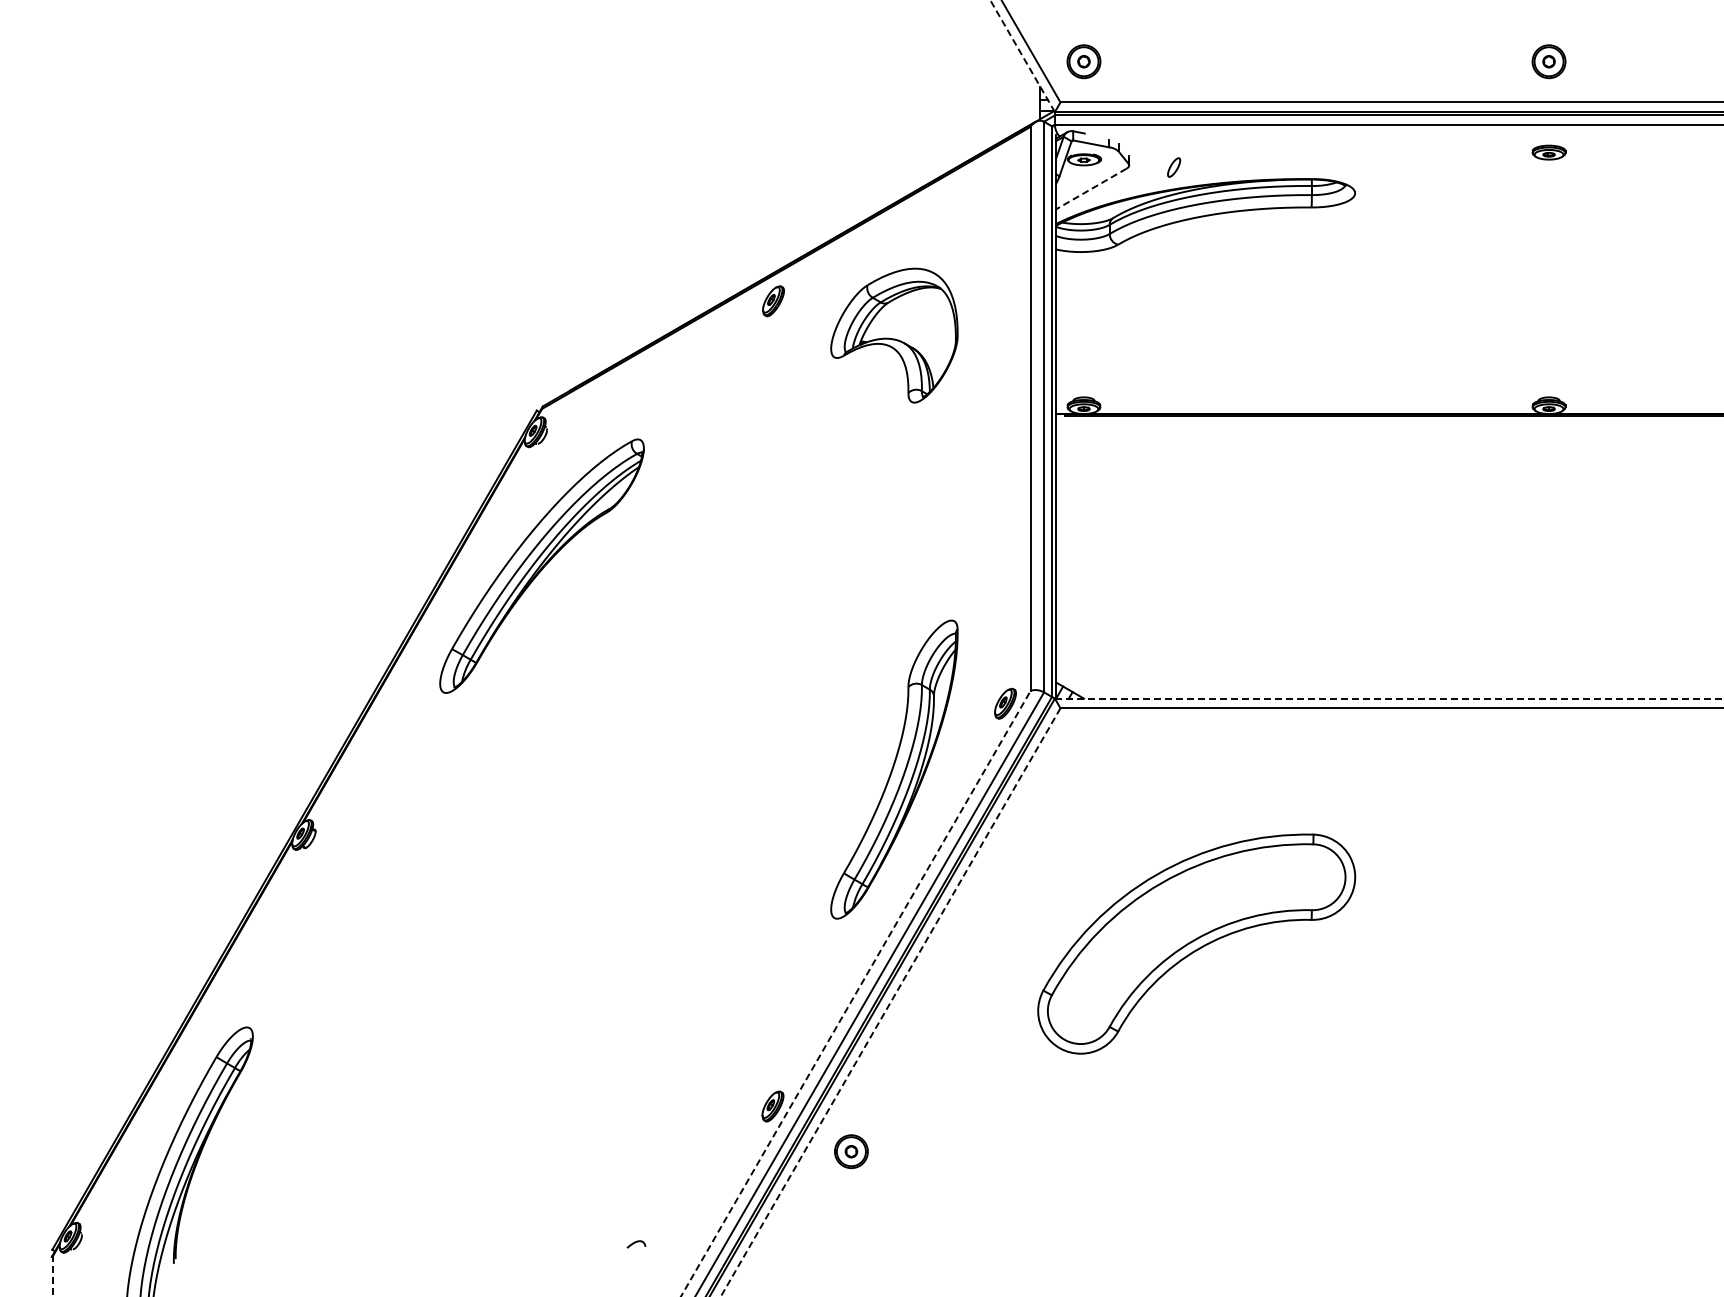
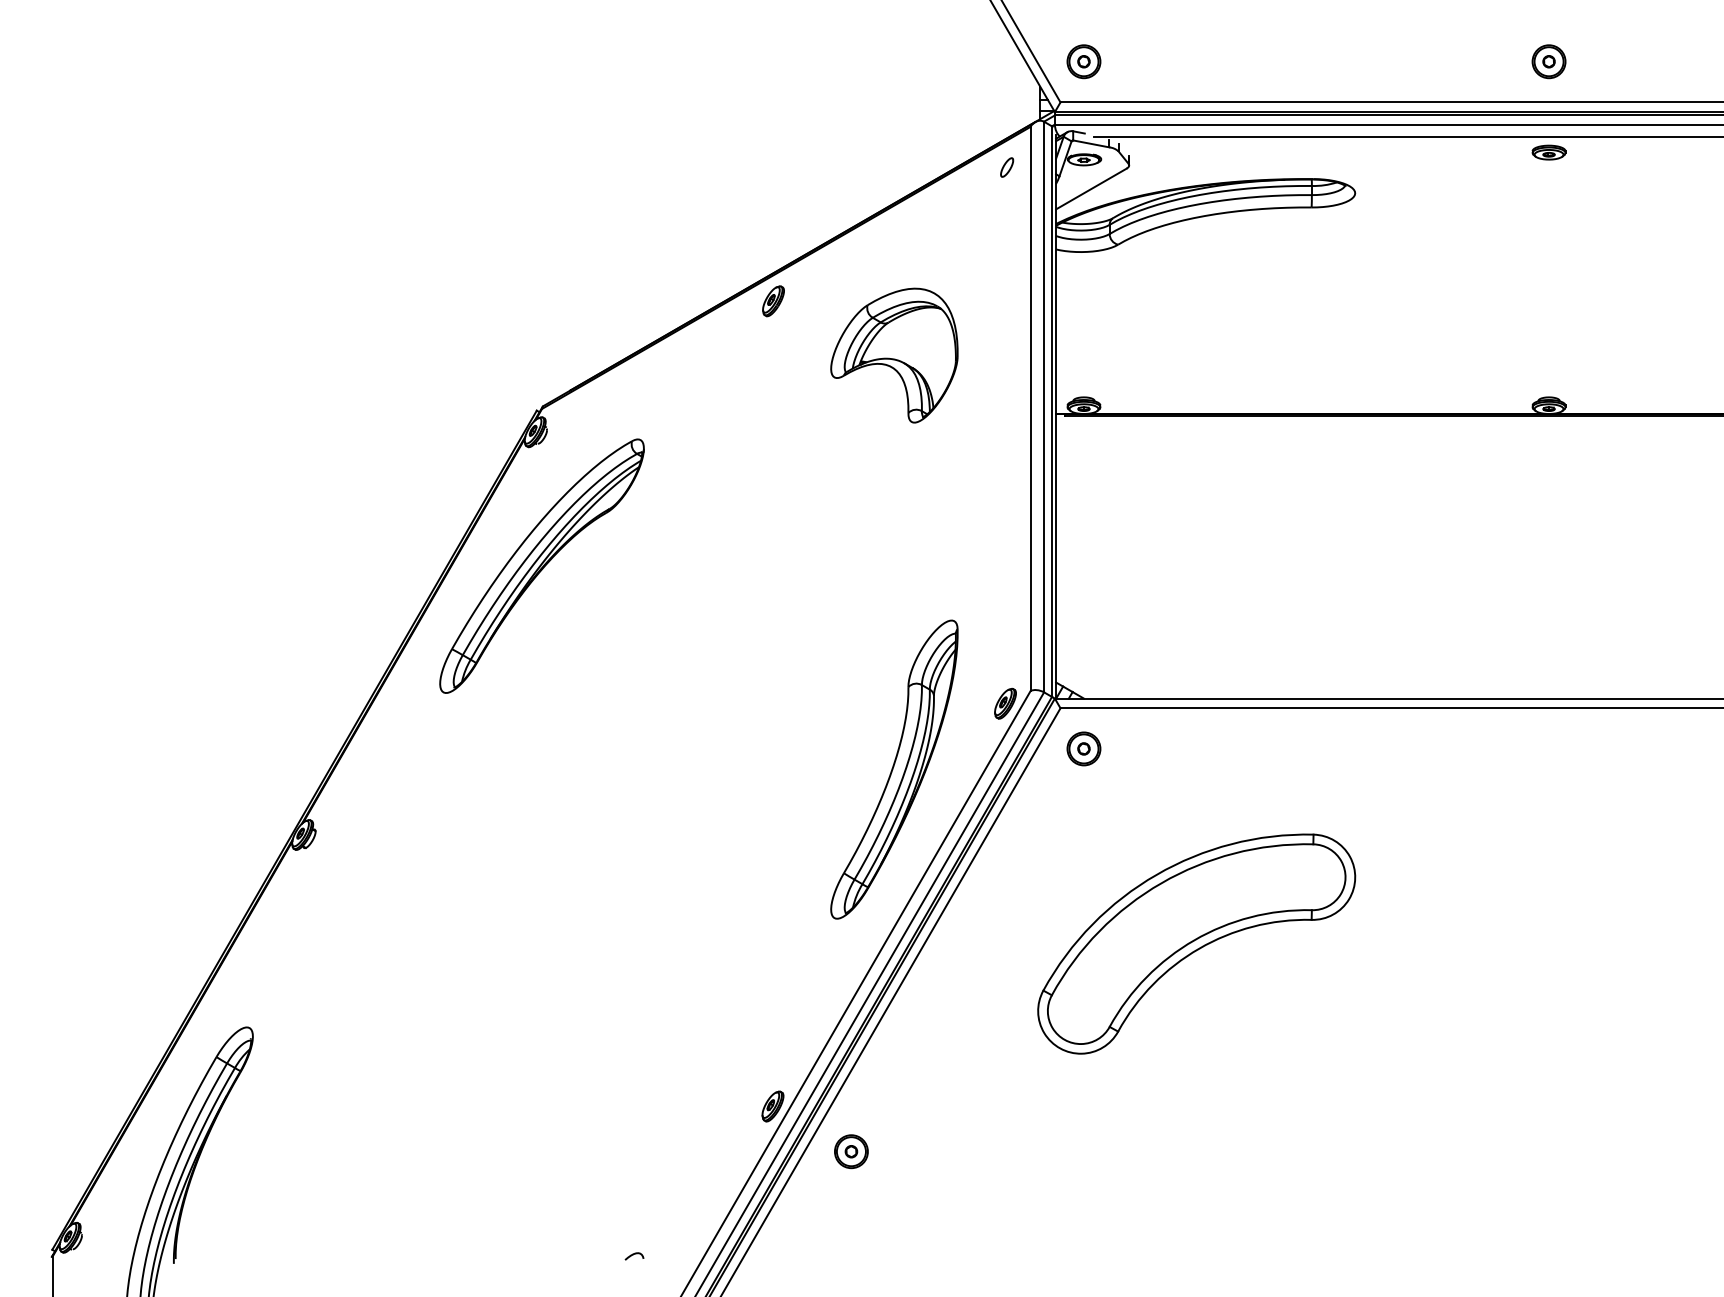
line: dashed -> solid (1022, 55)
line: none -> present (1407, 136)
part position: (1174, 167) -> (1007, 167) (1007, 167)
line: dashed -> solid (1091, 189)
part position: (894, 335) -> (894, 355) (894, 355)
line: dashed -> solid (1389, 698)
part: none -> present (1083, 748)
line: dashed -> solid (855, 993)
line: dashed -> solid (890, 1002)
curve position: (635, 1243) -> (633, 1255) (633, 1255)
line: dashed -> solid (53, 1276)
